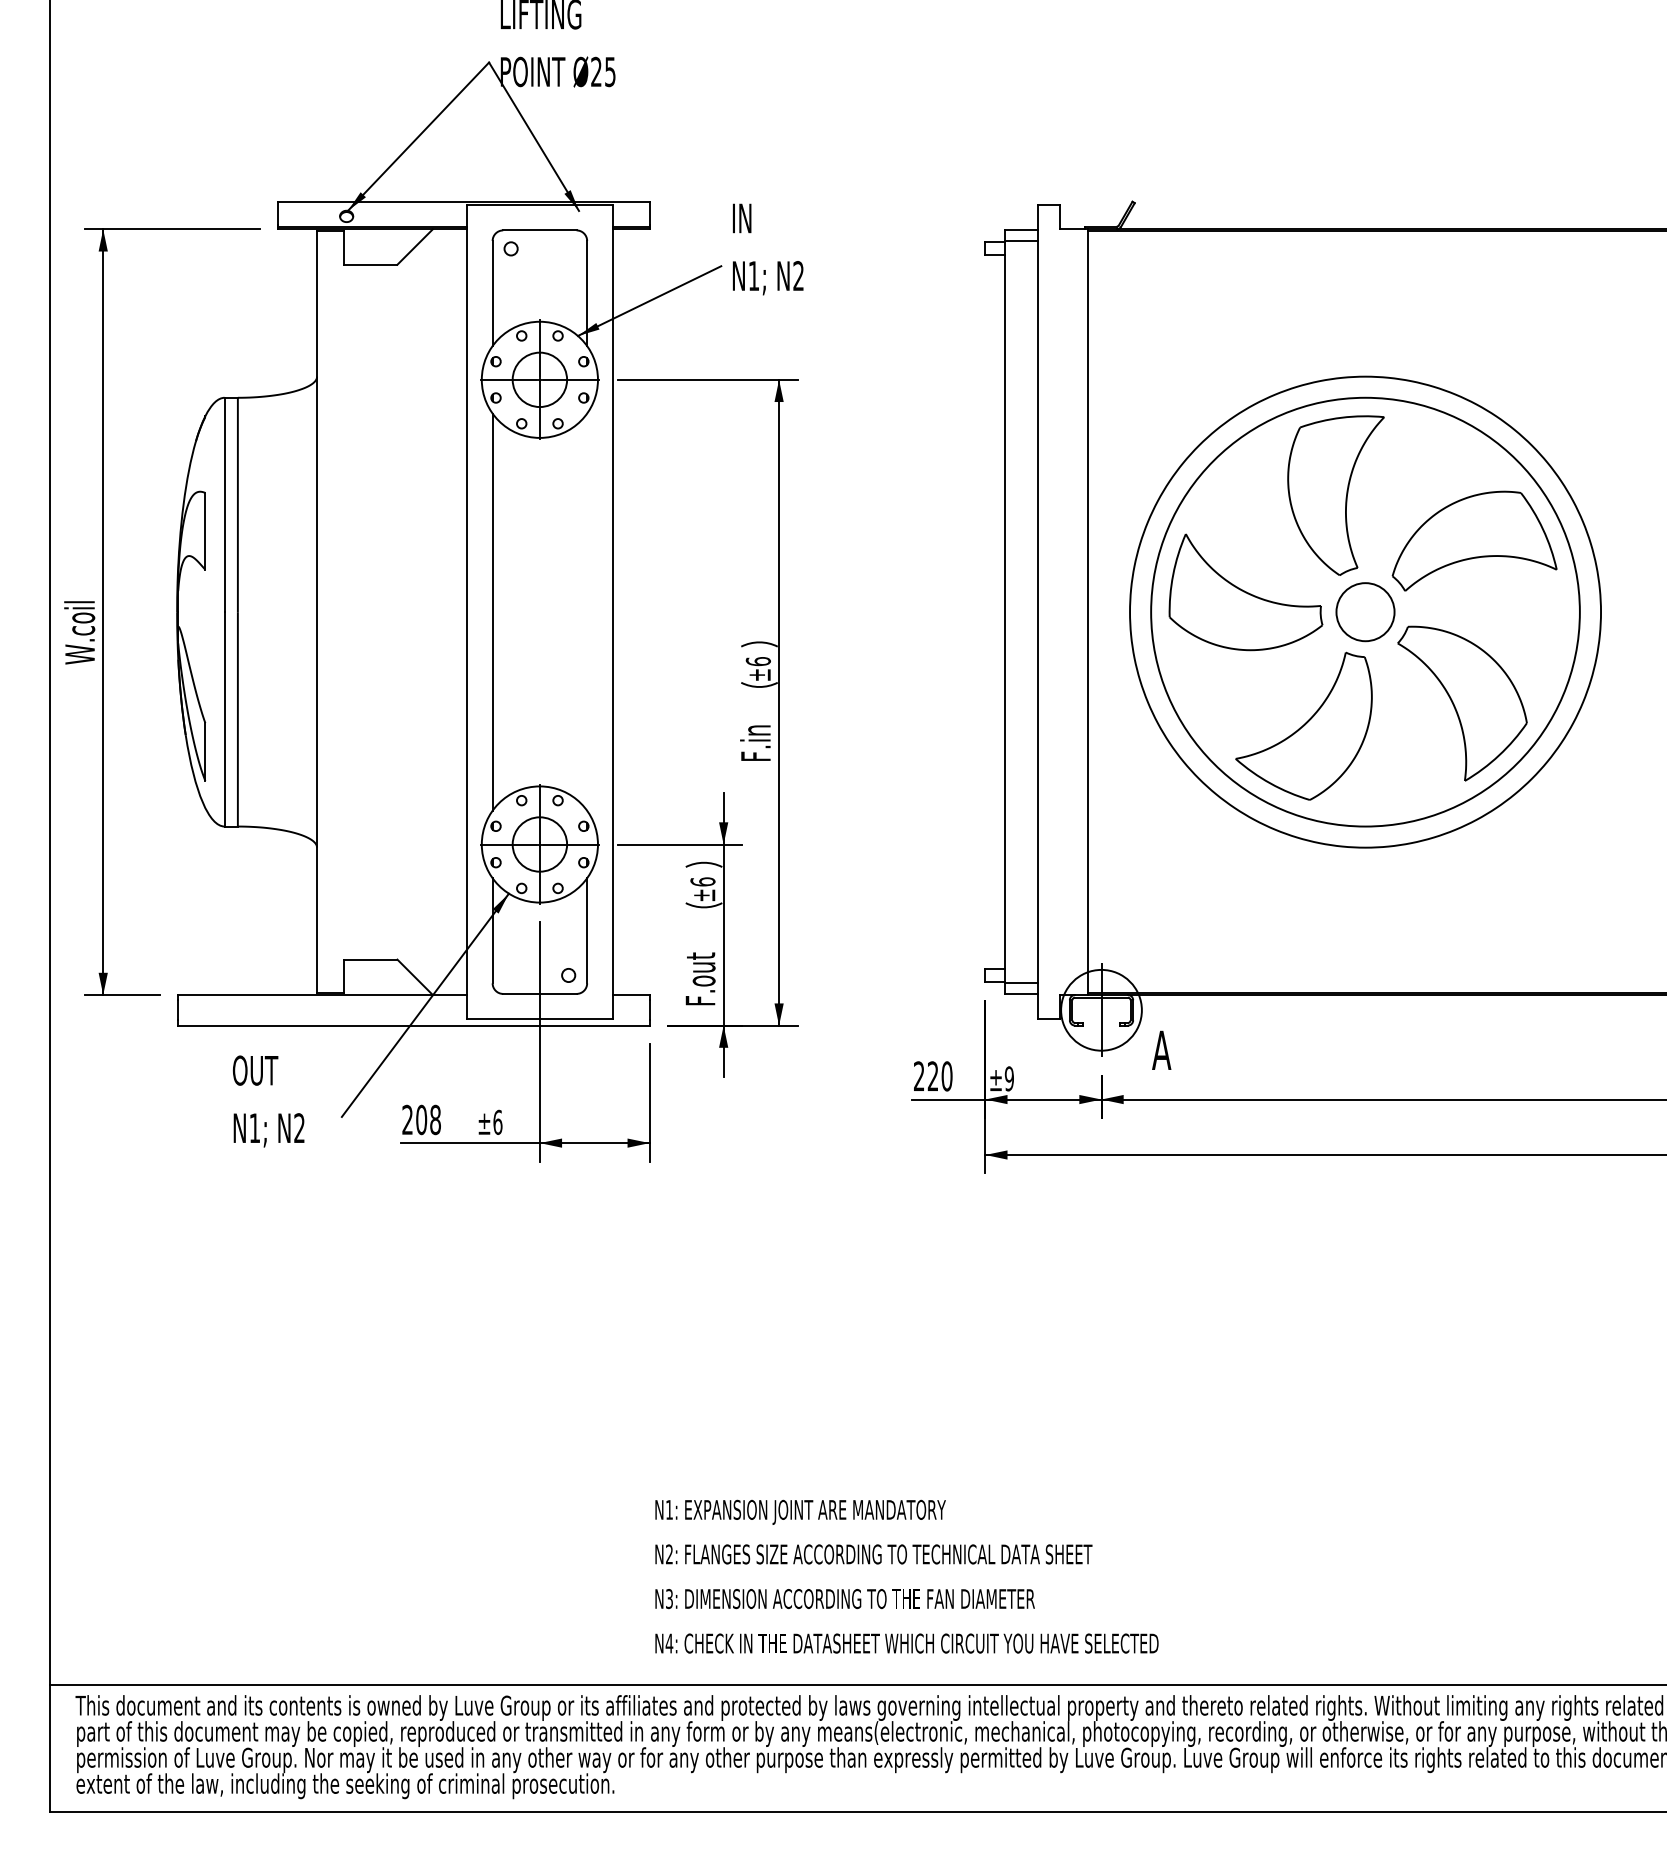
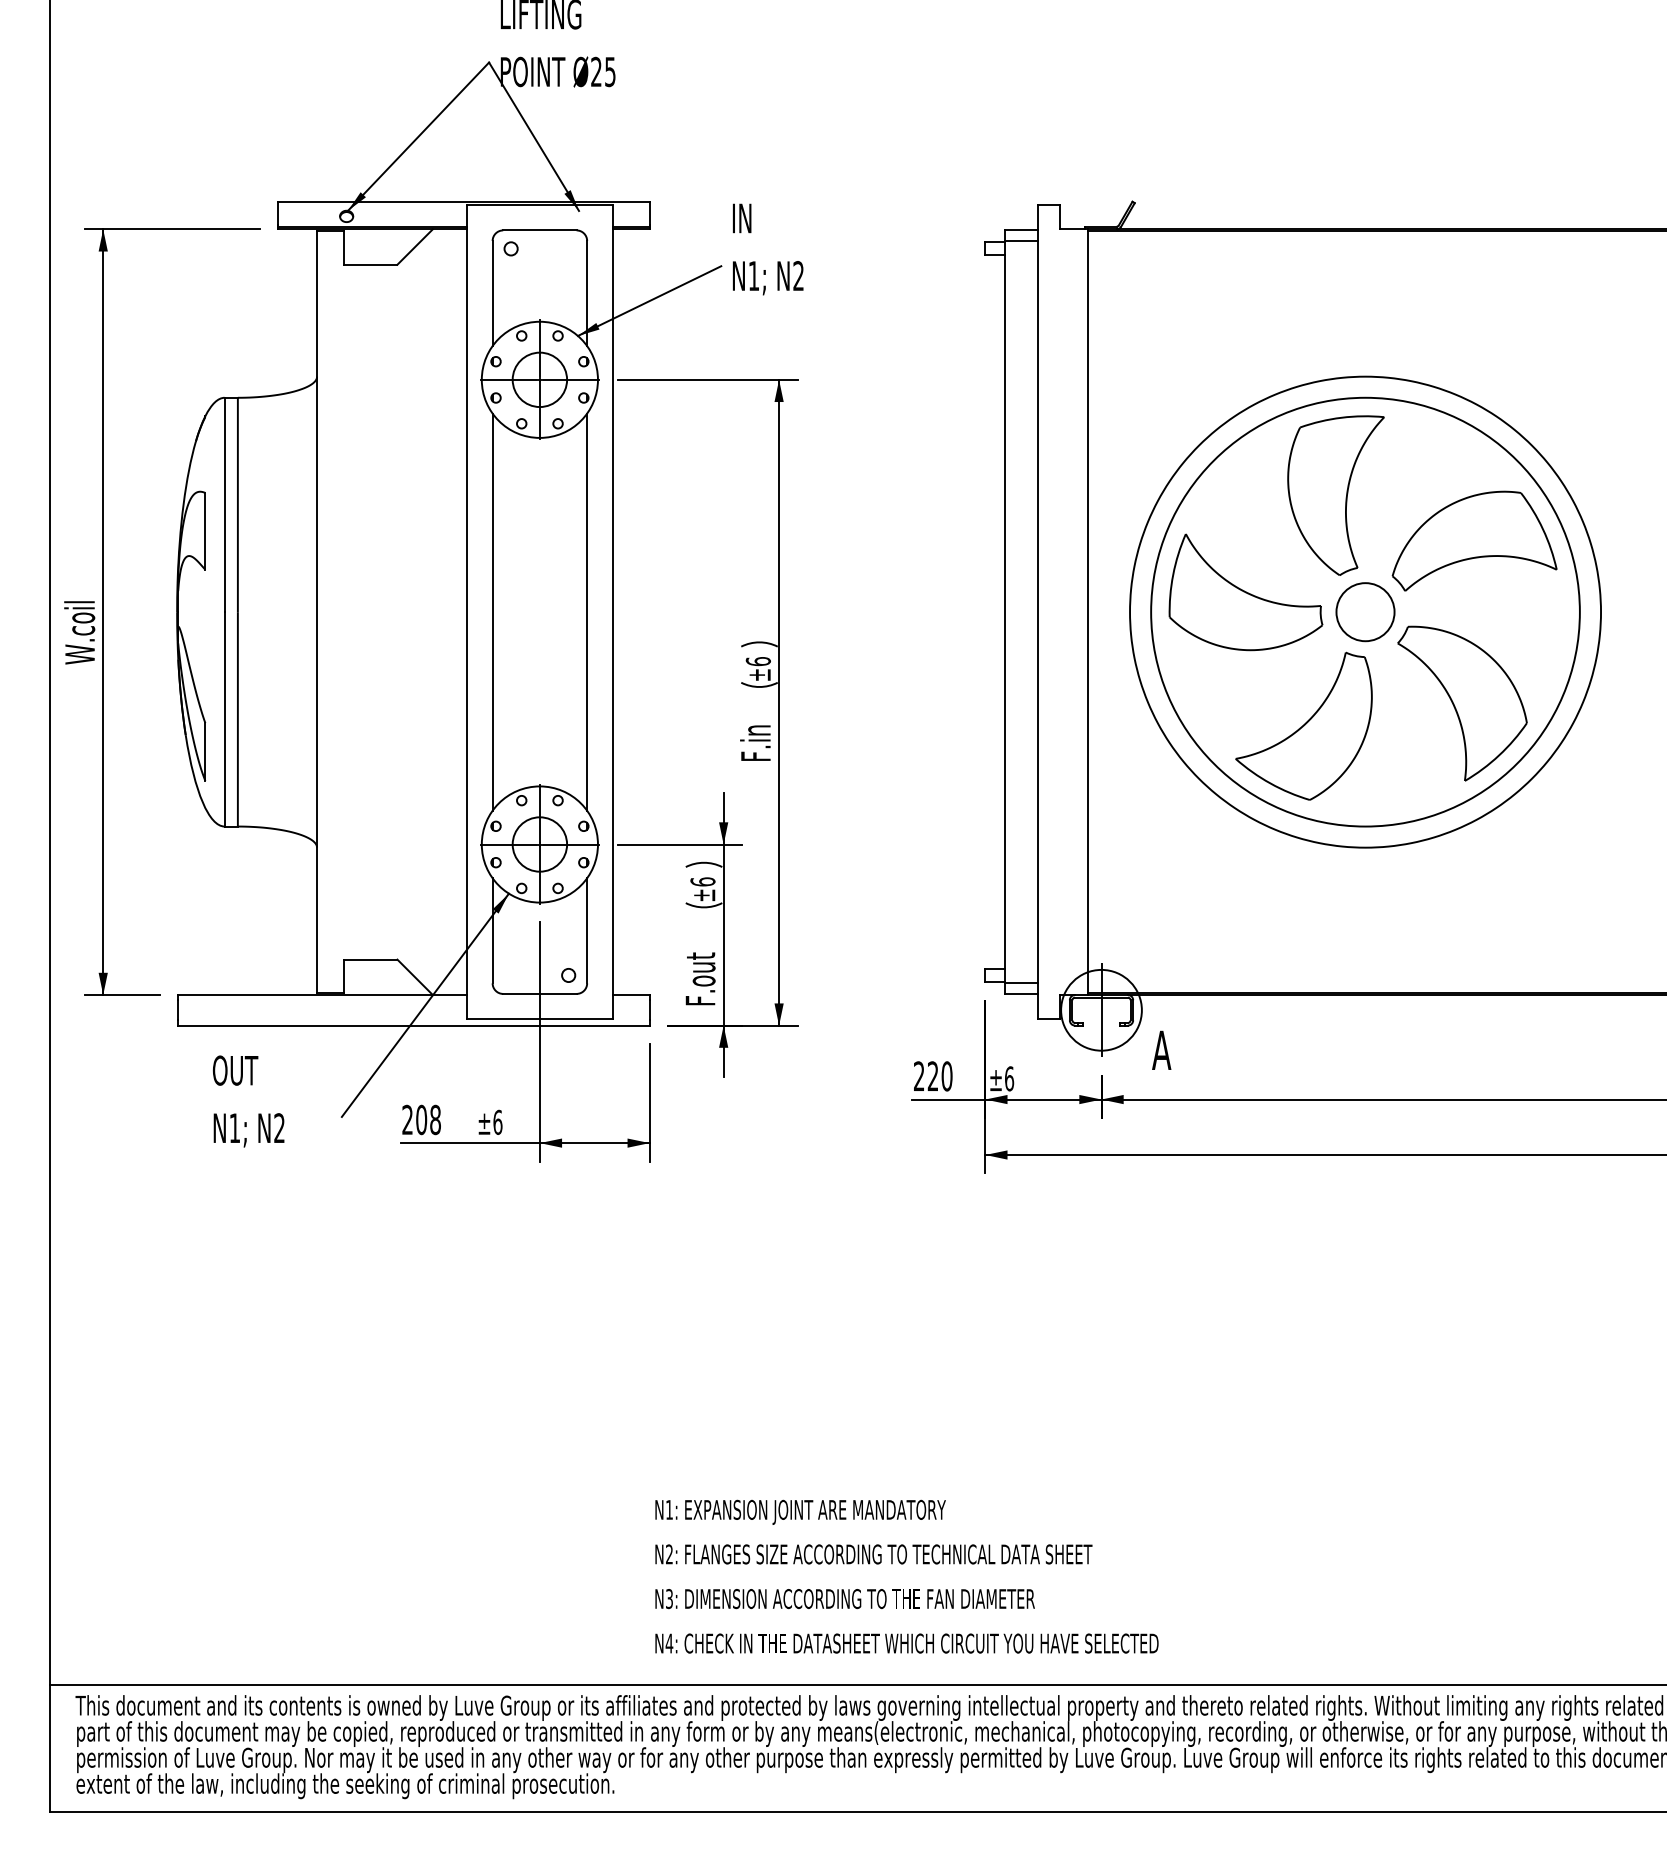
line: none -> present (587, 611)
text: ±9 -> ±6 (1009, 1078)
text position: (268, 1101) -> (248, 1101) (248, 1101)
